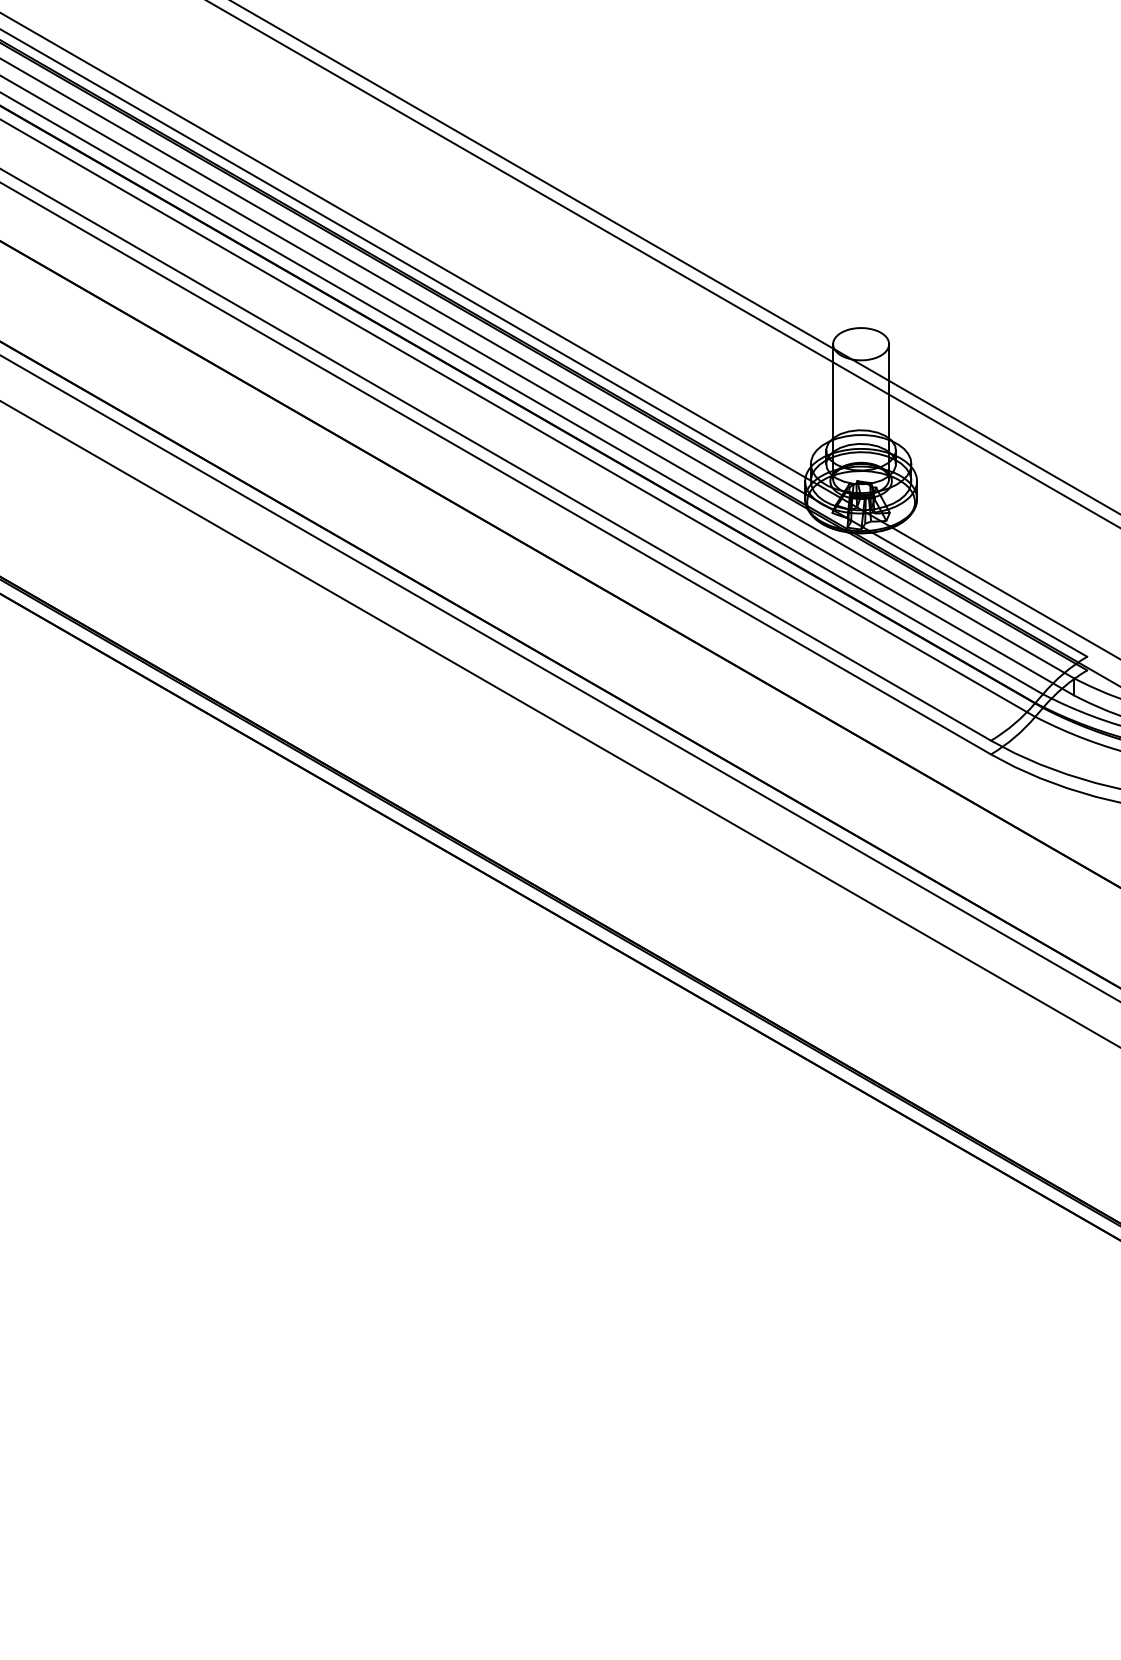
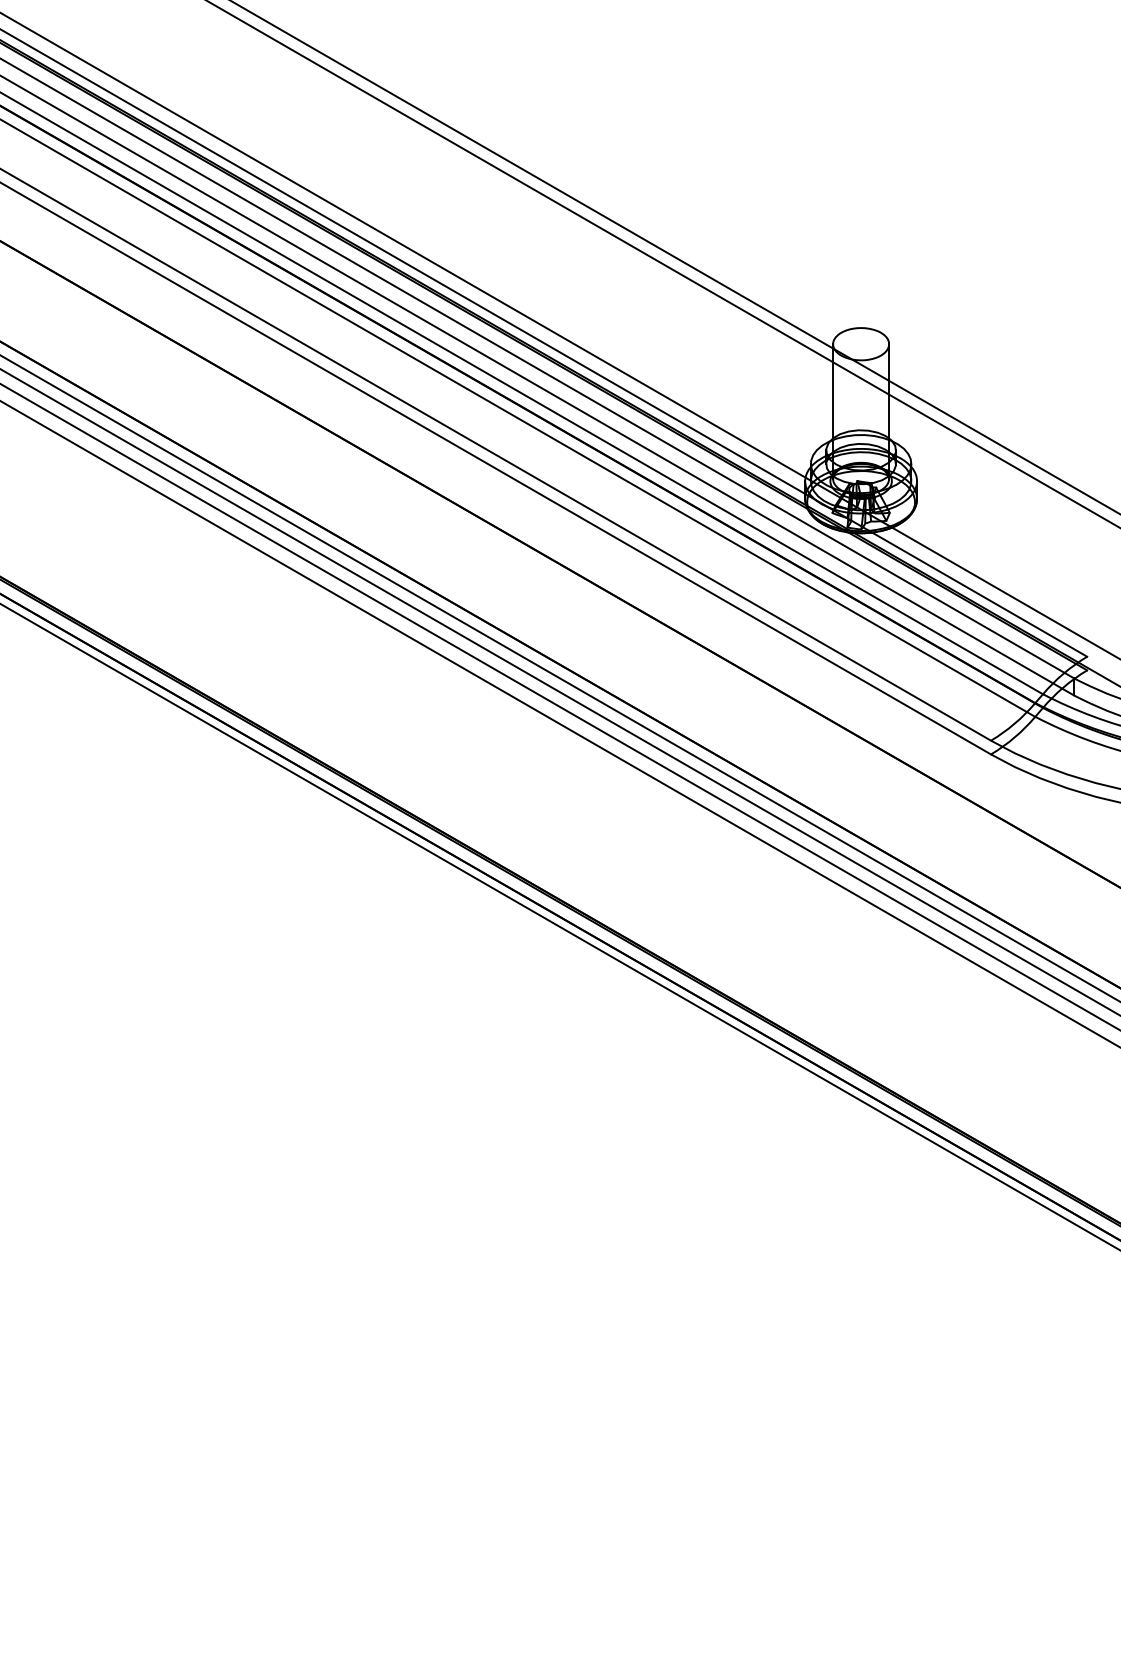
line: none -> present (559, 692)
line: none -> present (559, 706)
line: none -> present (559, 926)
